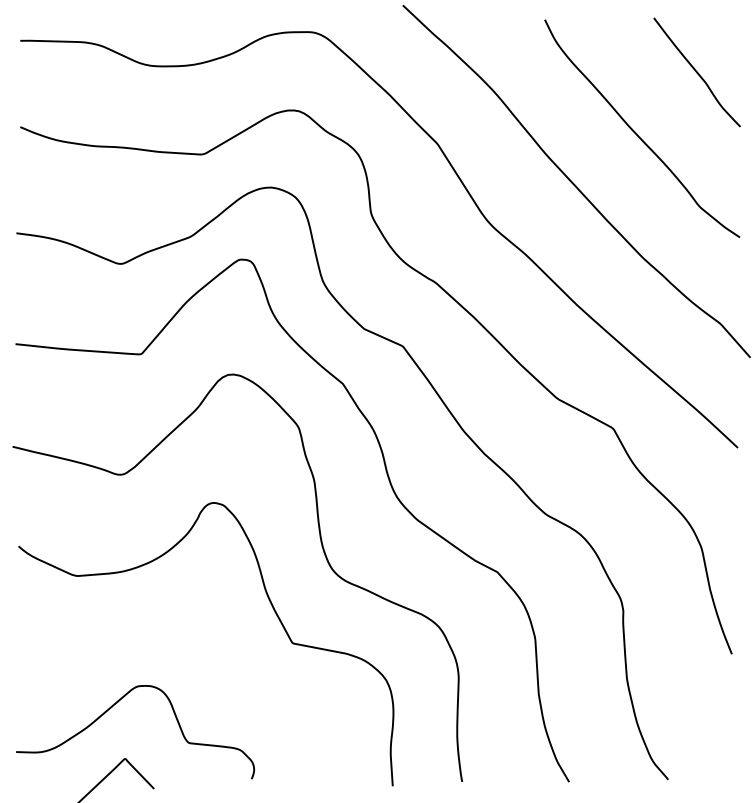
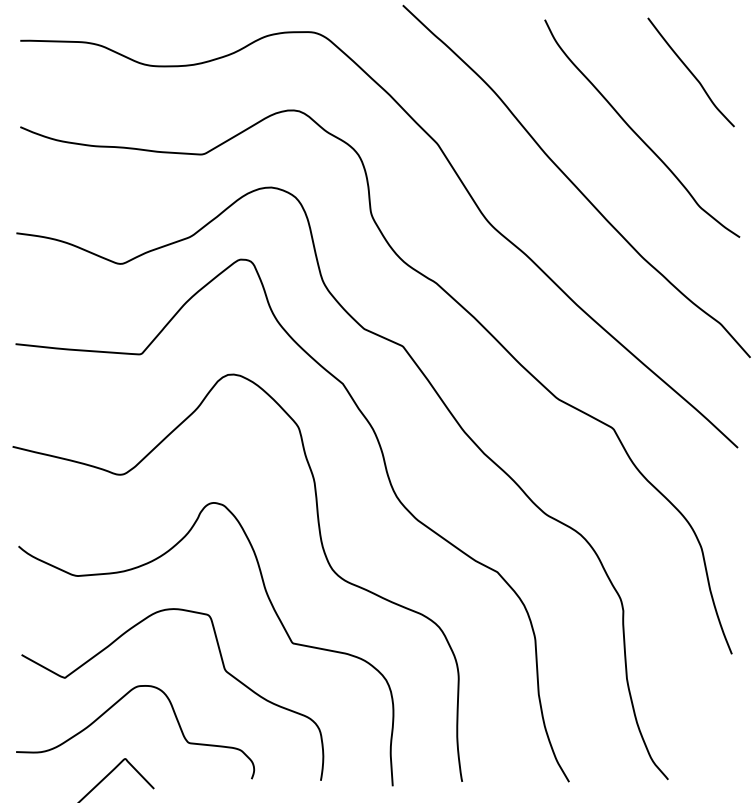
curve position: (696, 72) -> (690, 72) (690, 72)
curve: none -> present (223, 668)
